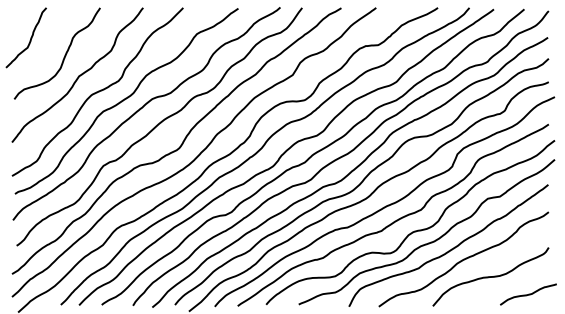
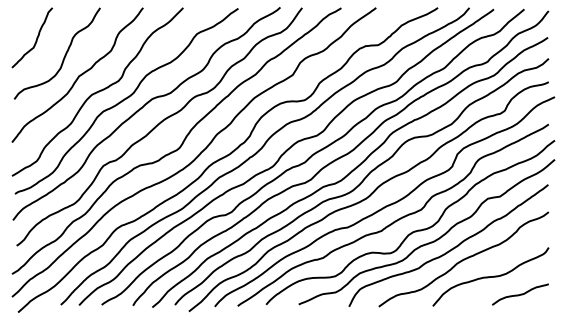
curve position: (30, 37) -> (36, 37) (36, 37)
curve position: (528, 294) -> (520, 294) (520, 294)
